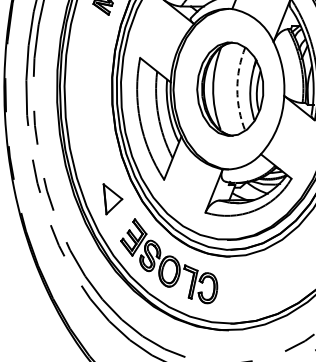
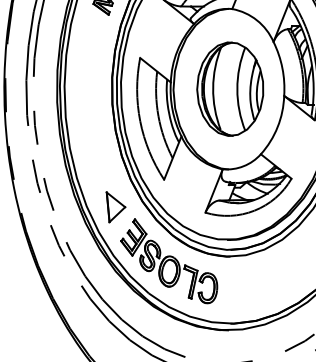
arc: dashed -> solid (237, 89)
part position: (112, 199) -> (115, 207) (115, 207)
